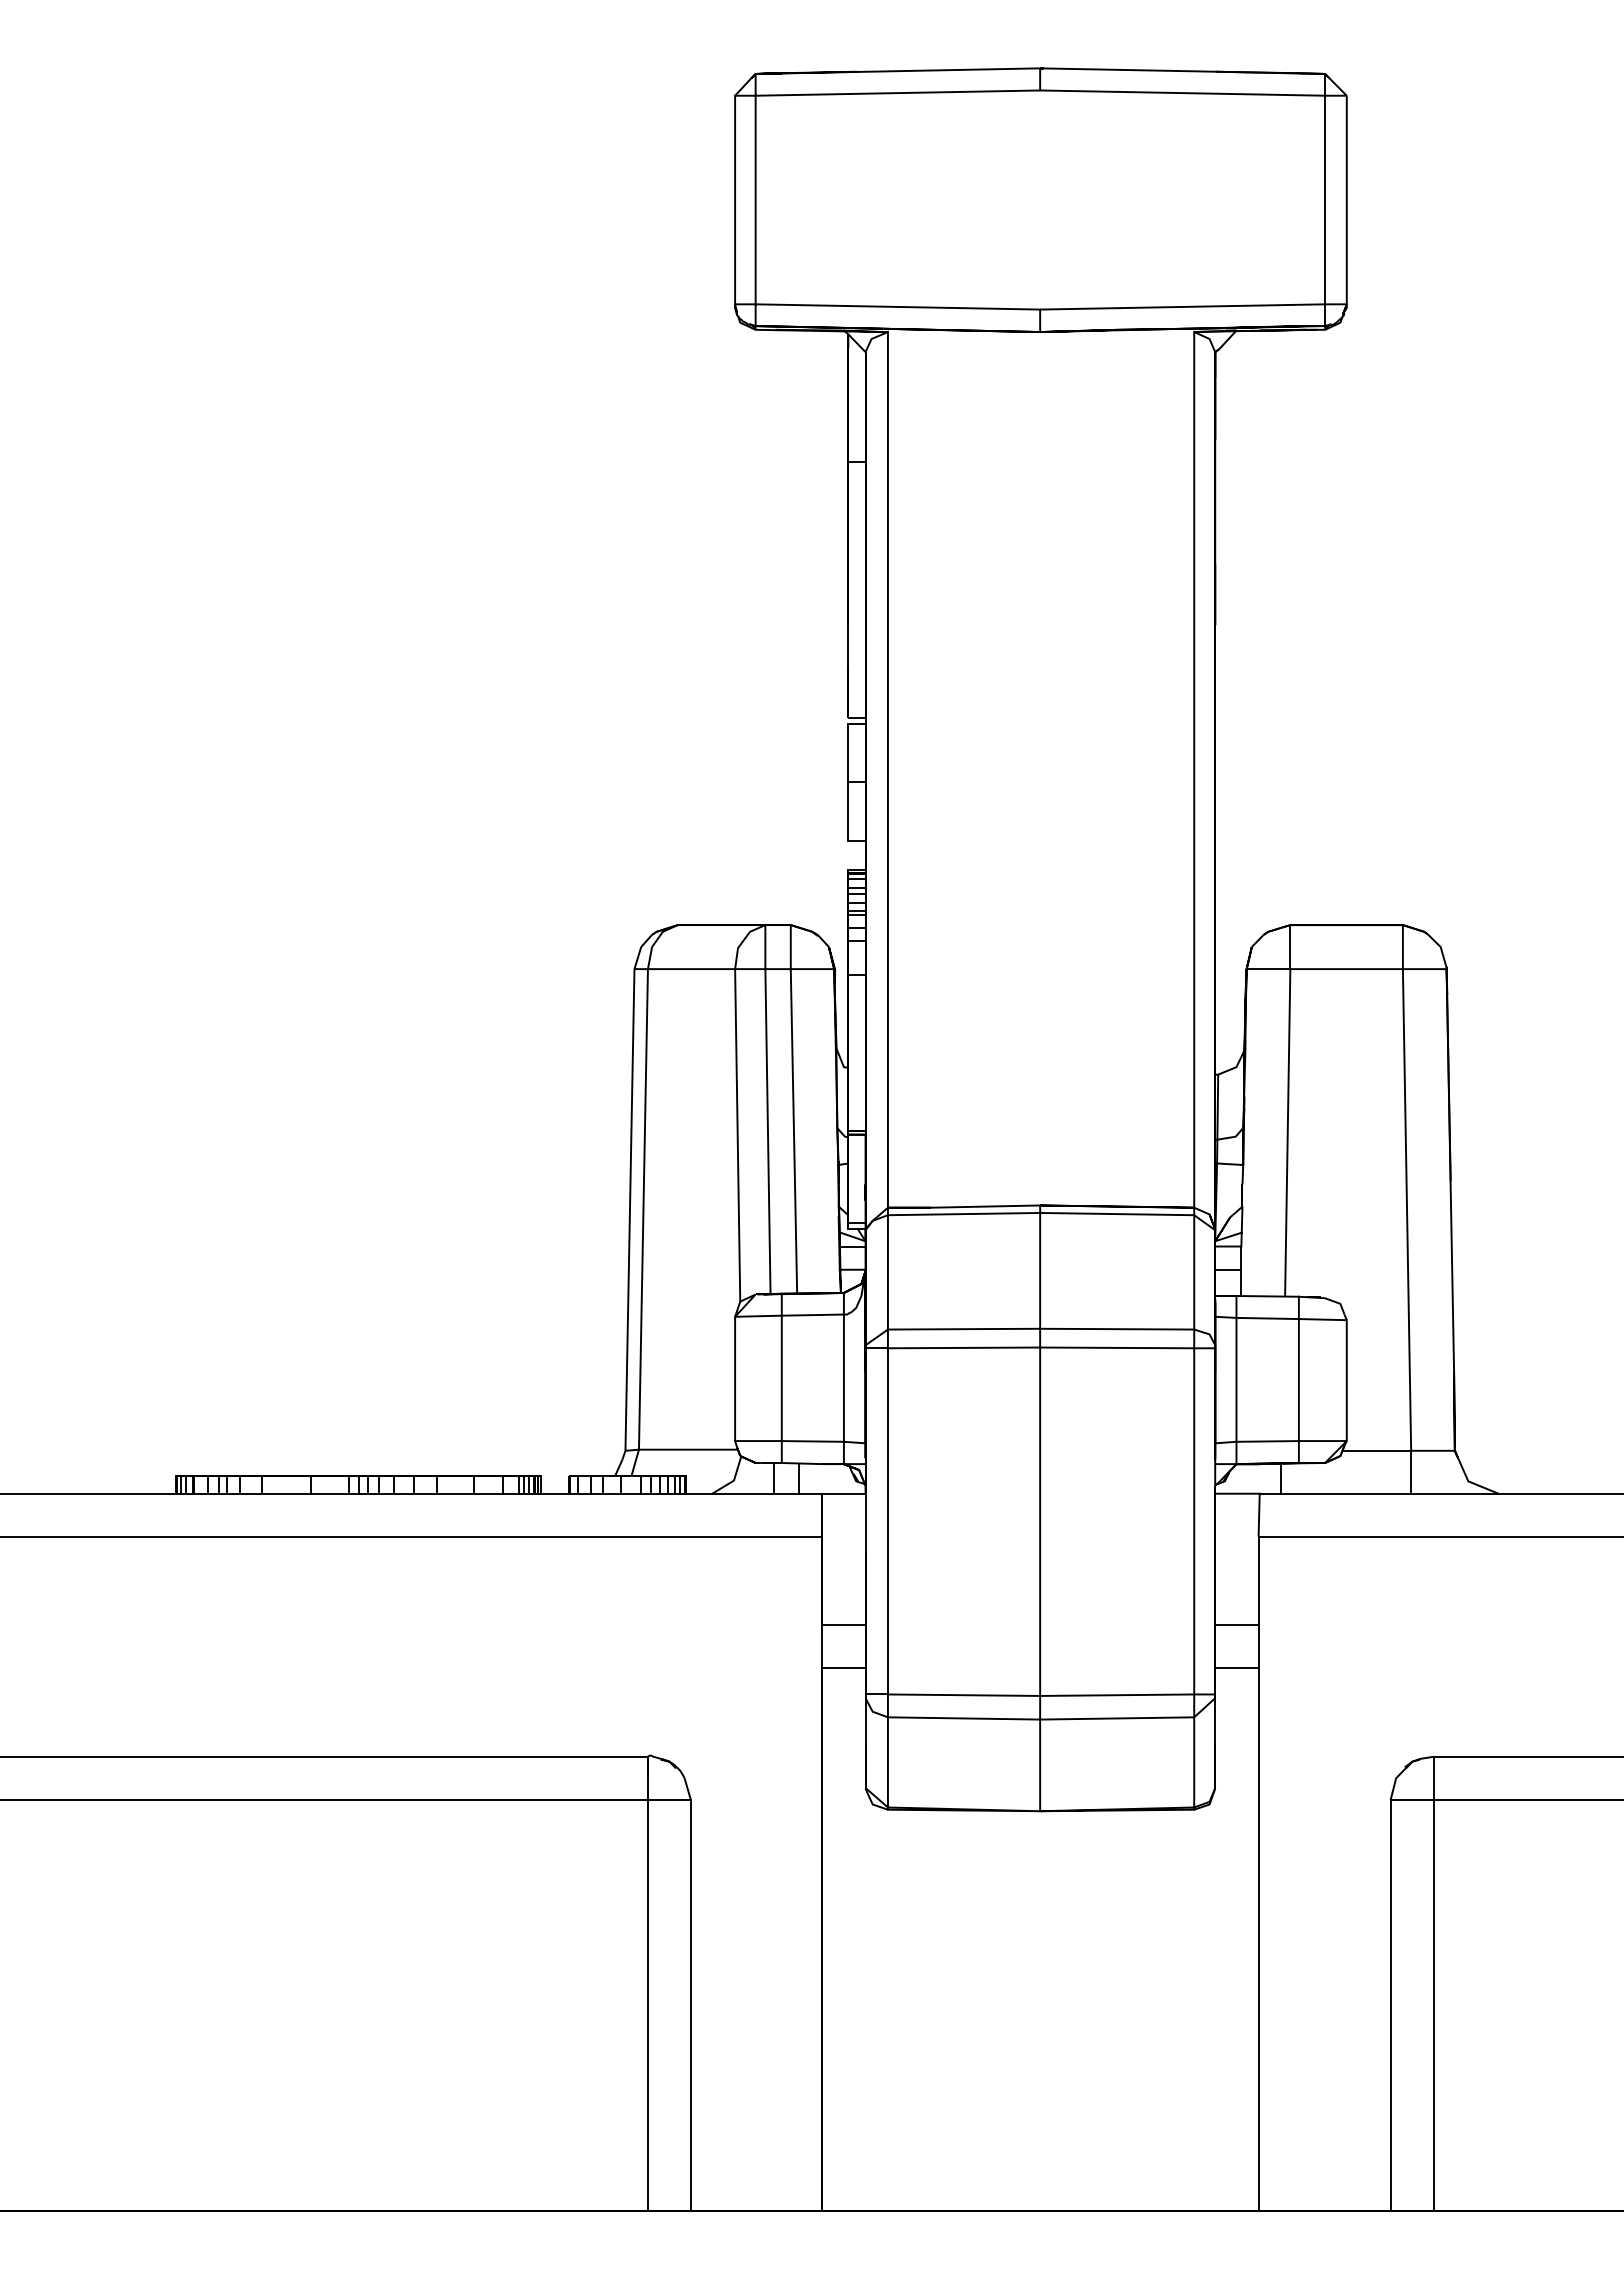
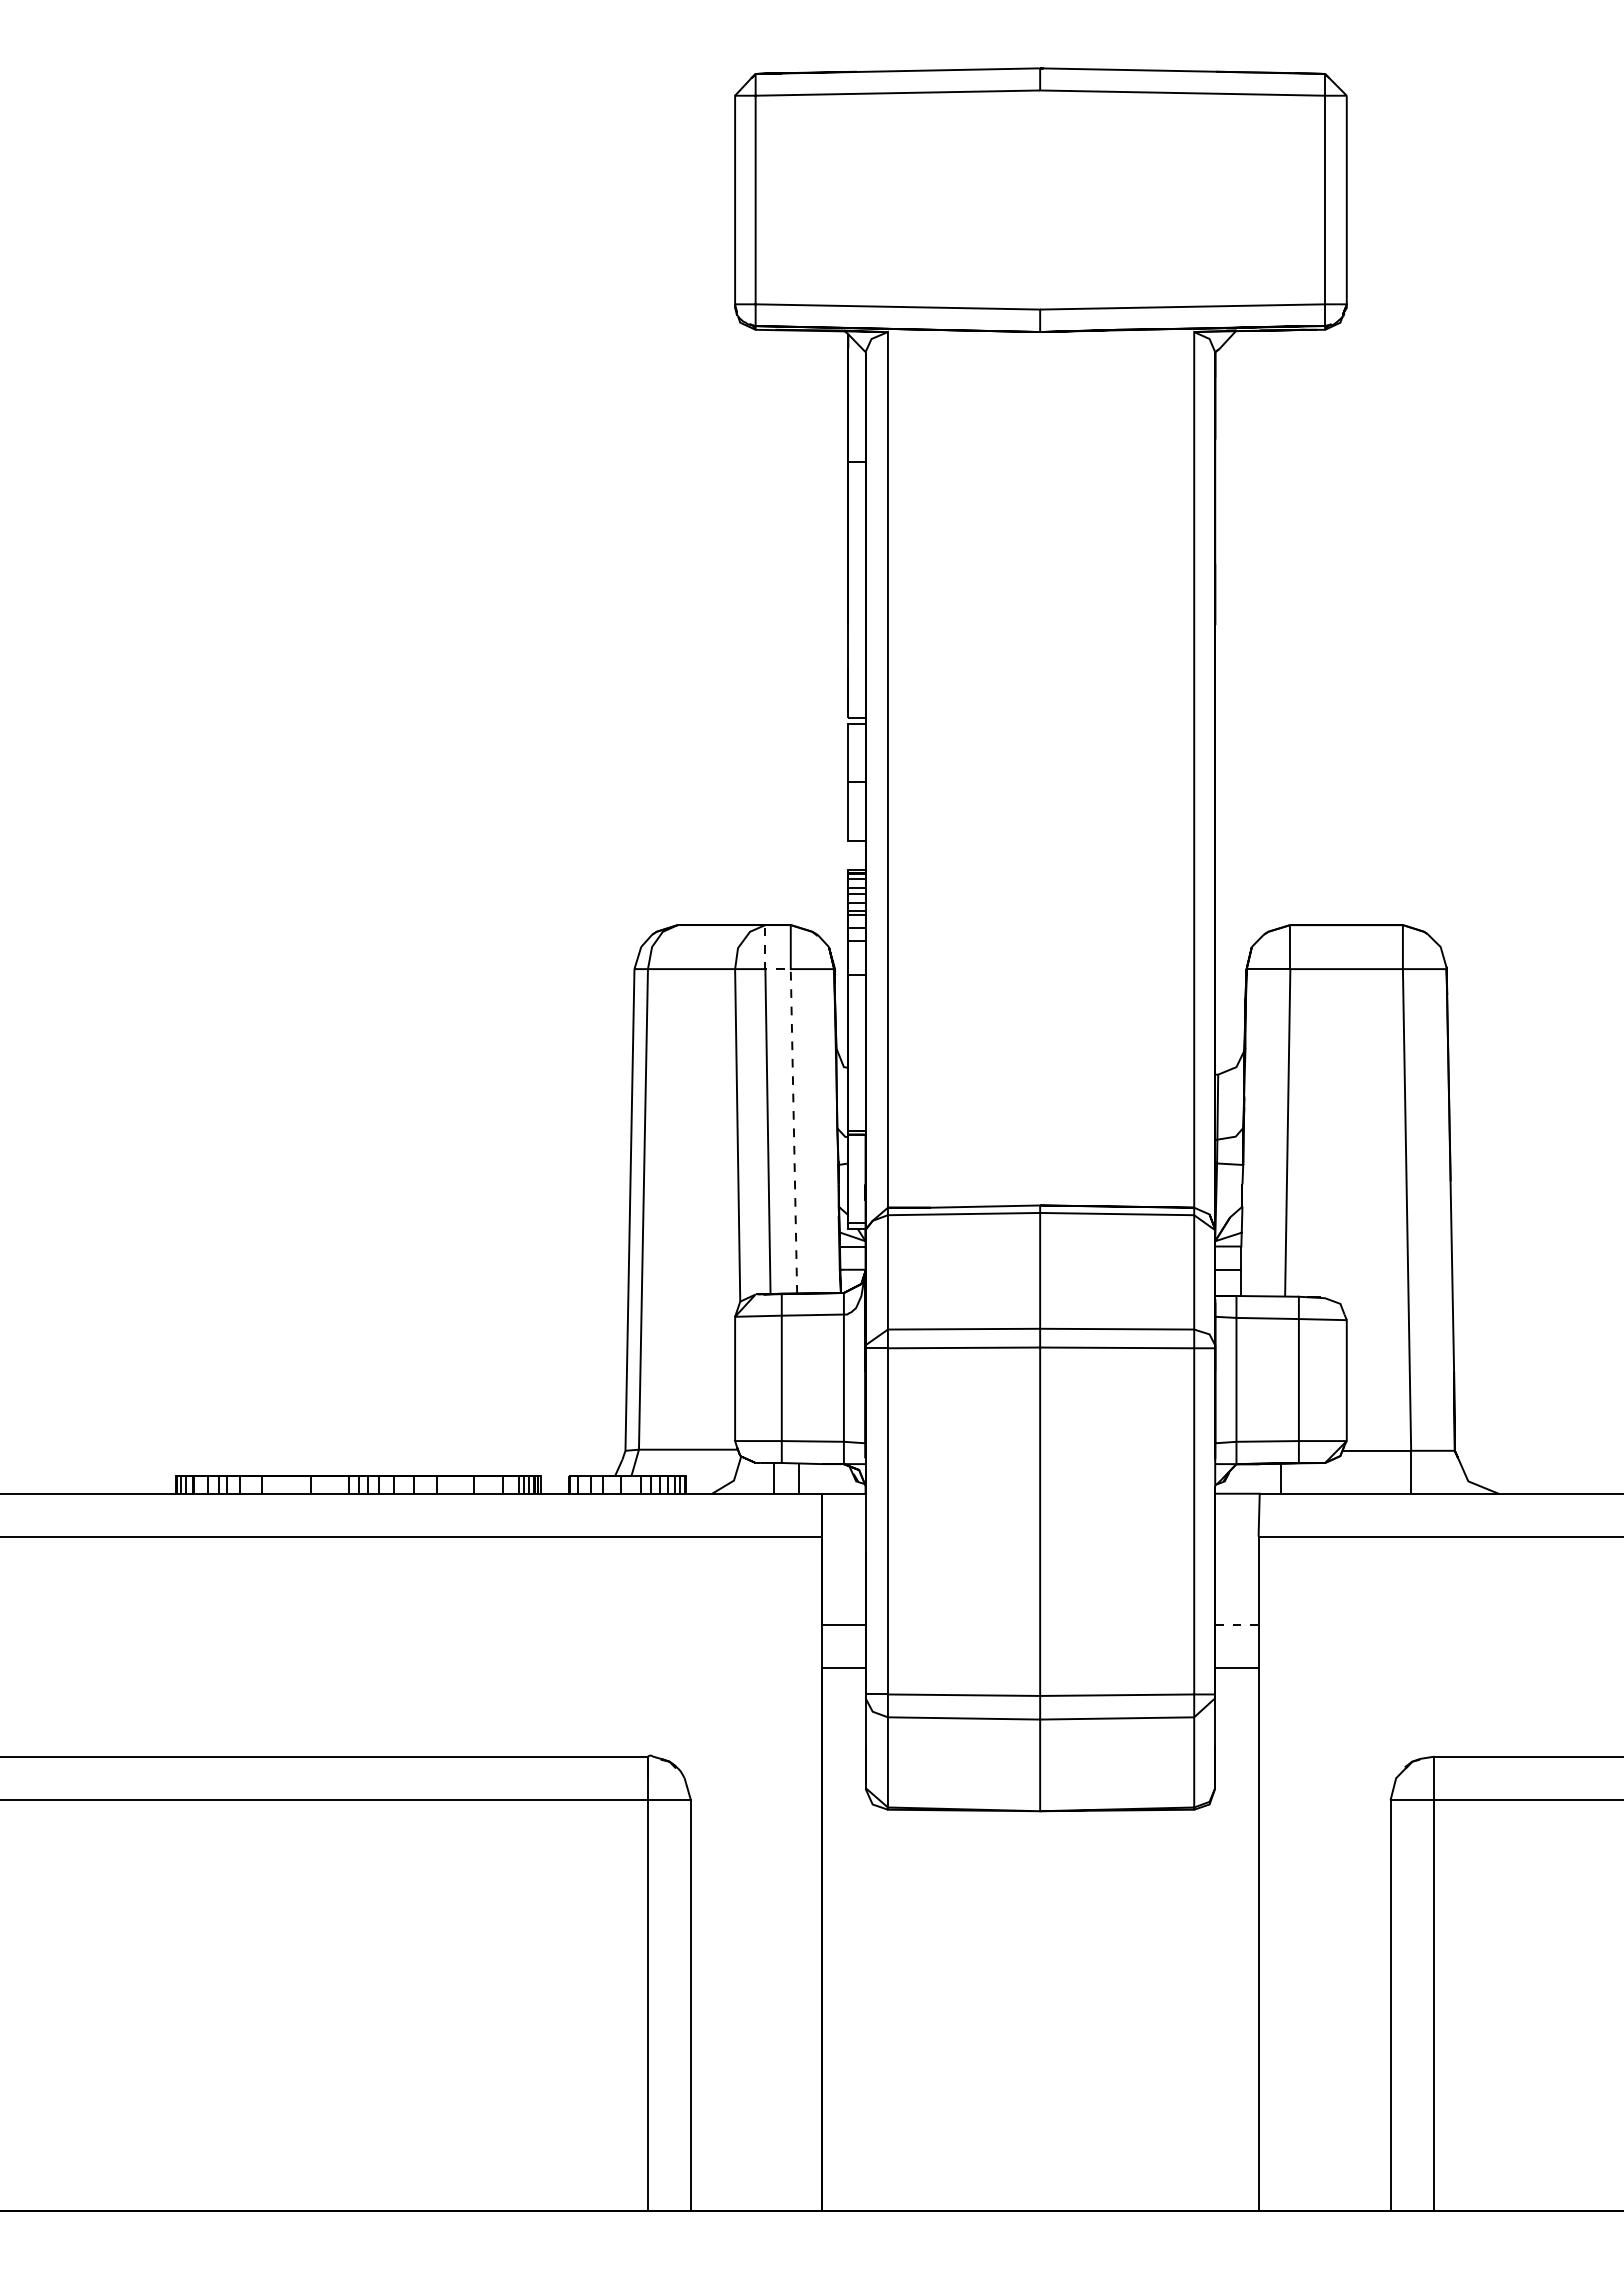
line: solid -> dashed (793, 1094)
line: solid -> dashed (1236, 1624)
